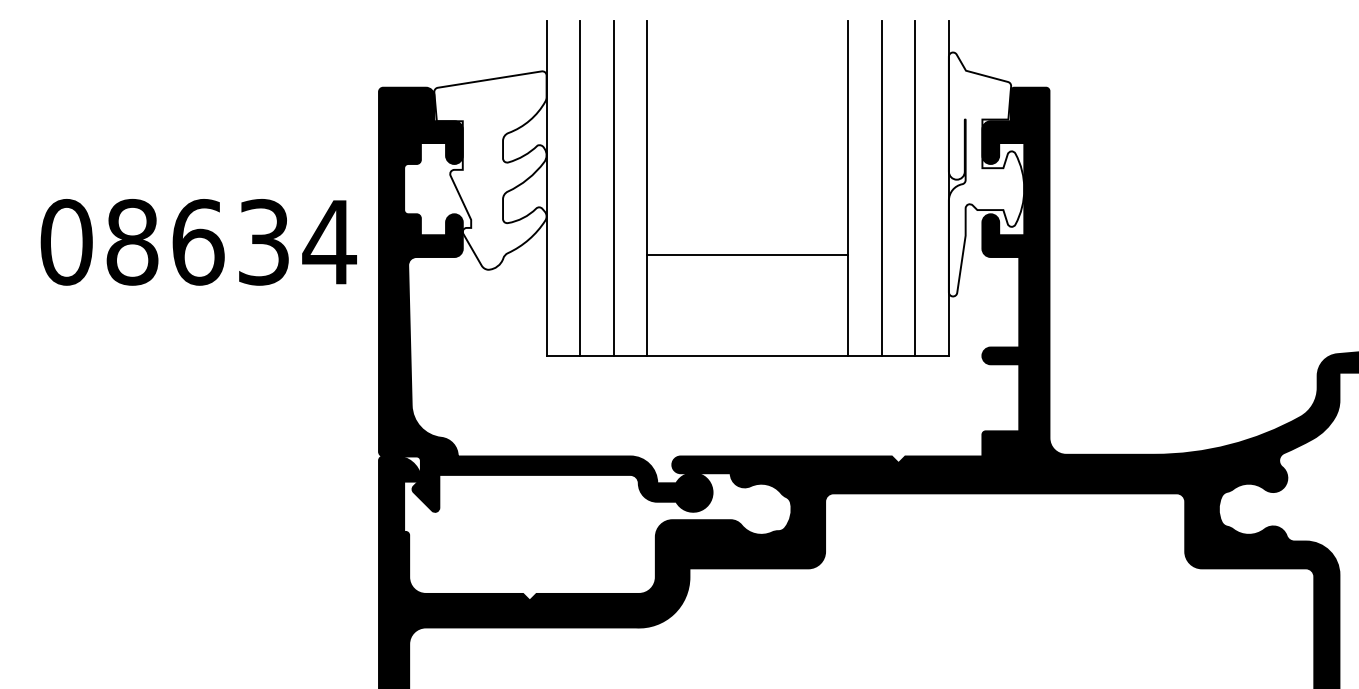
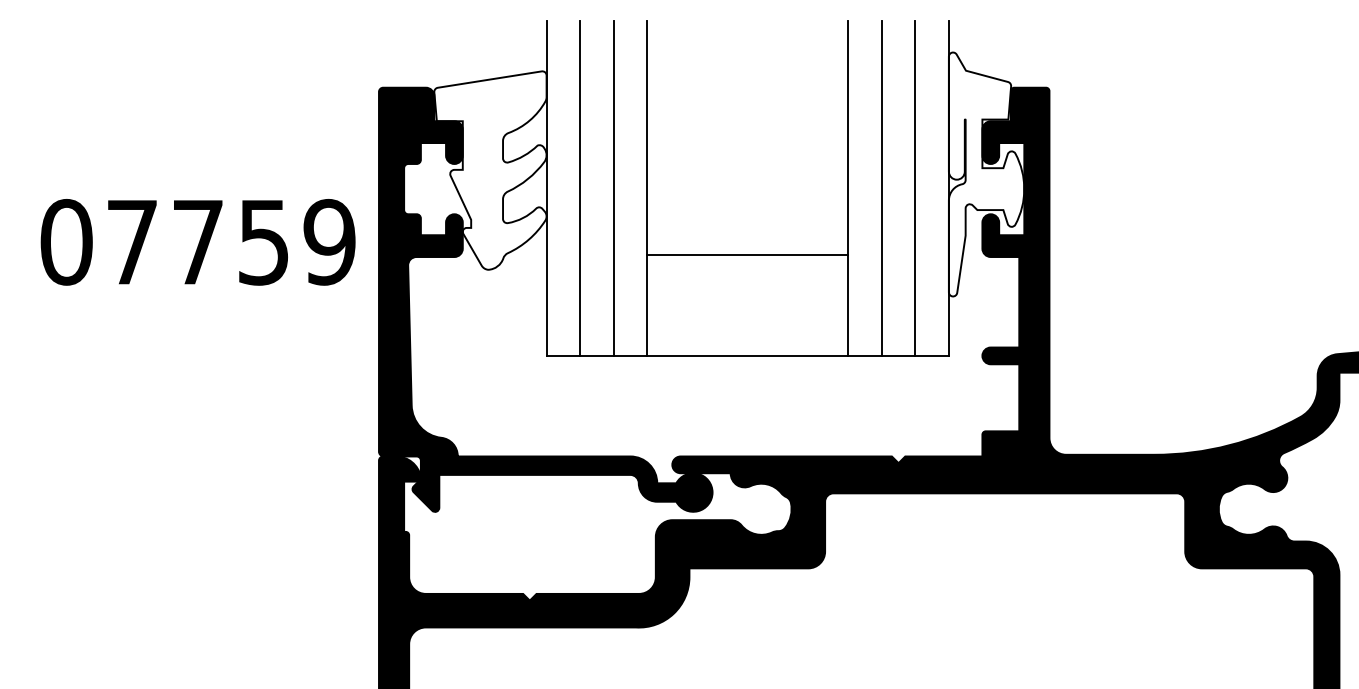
text: 08634 -> 07759 (231, 241)
